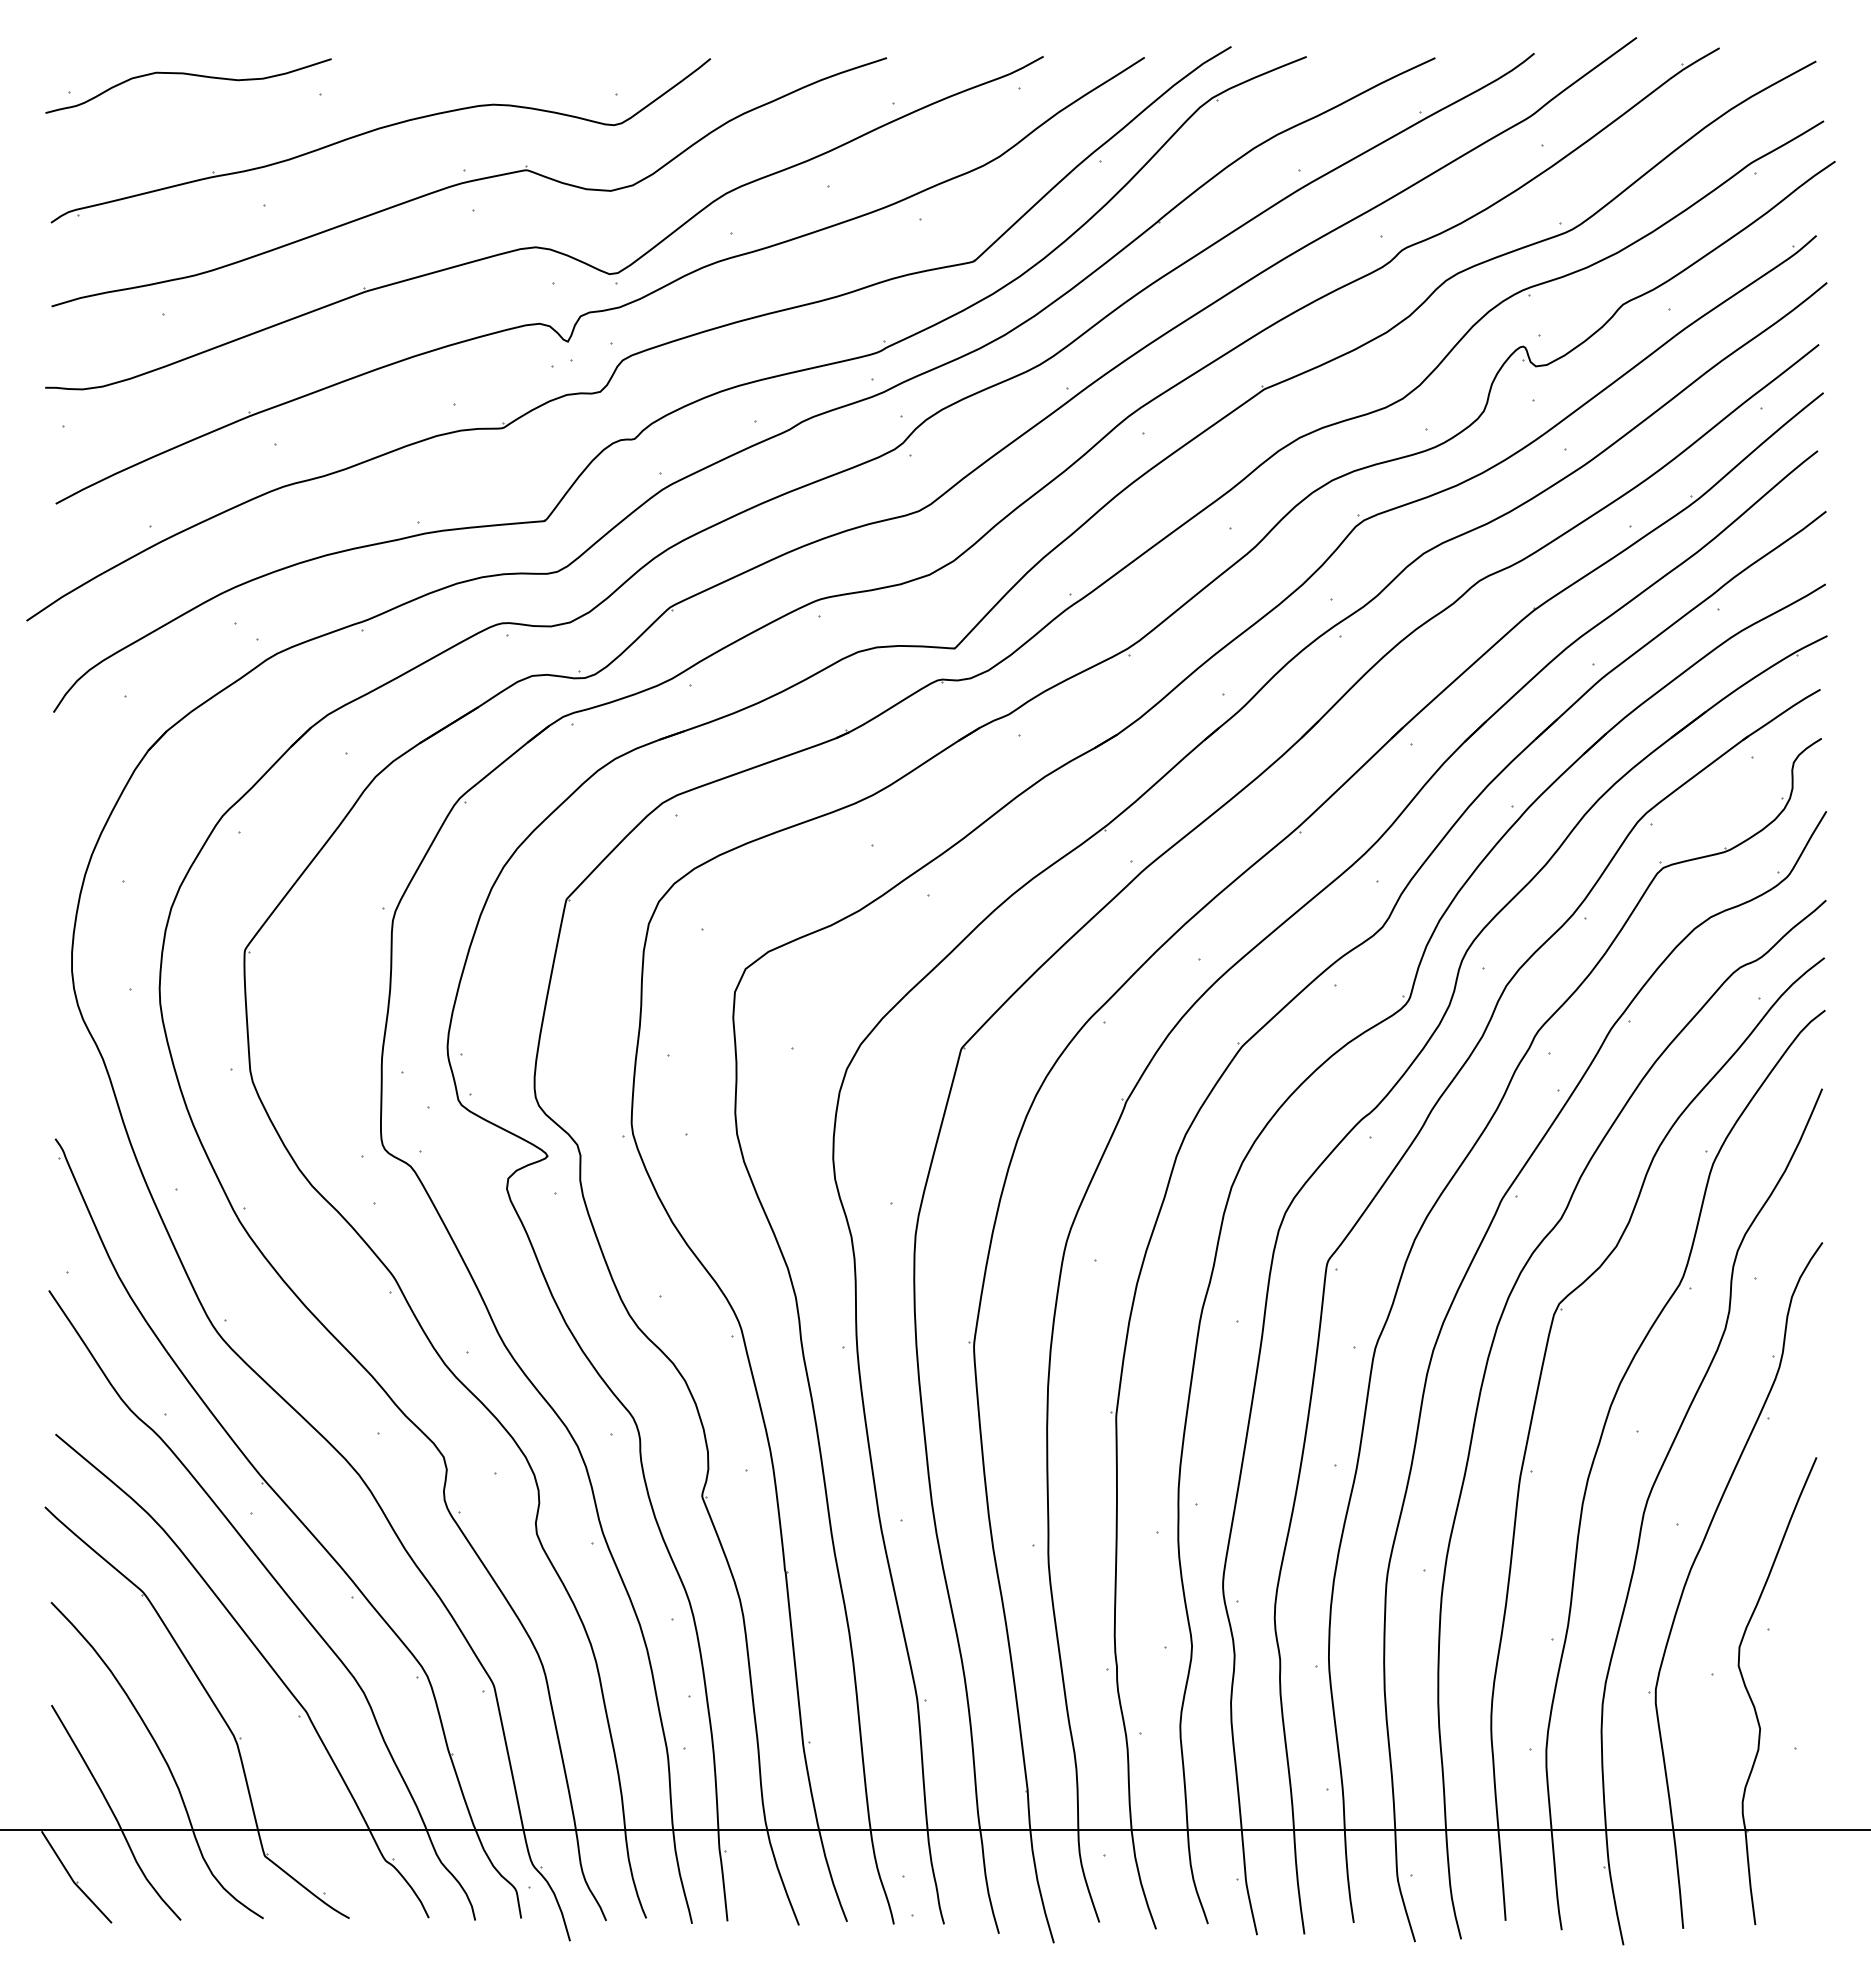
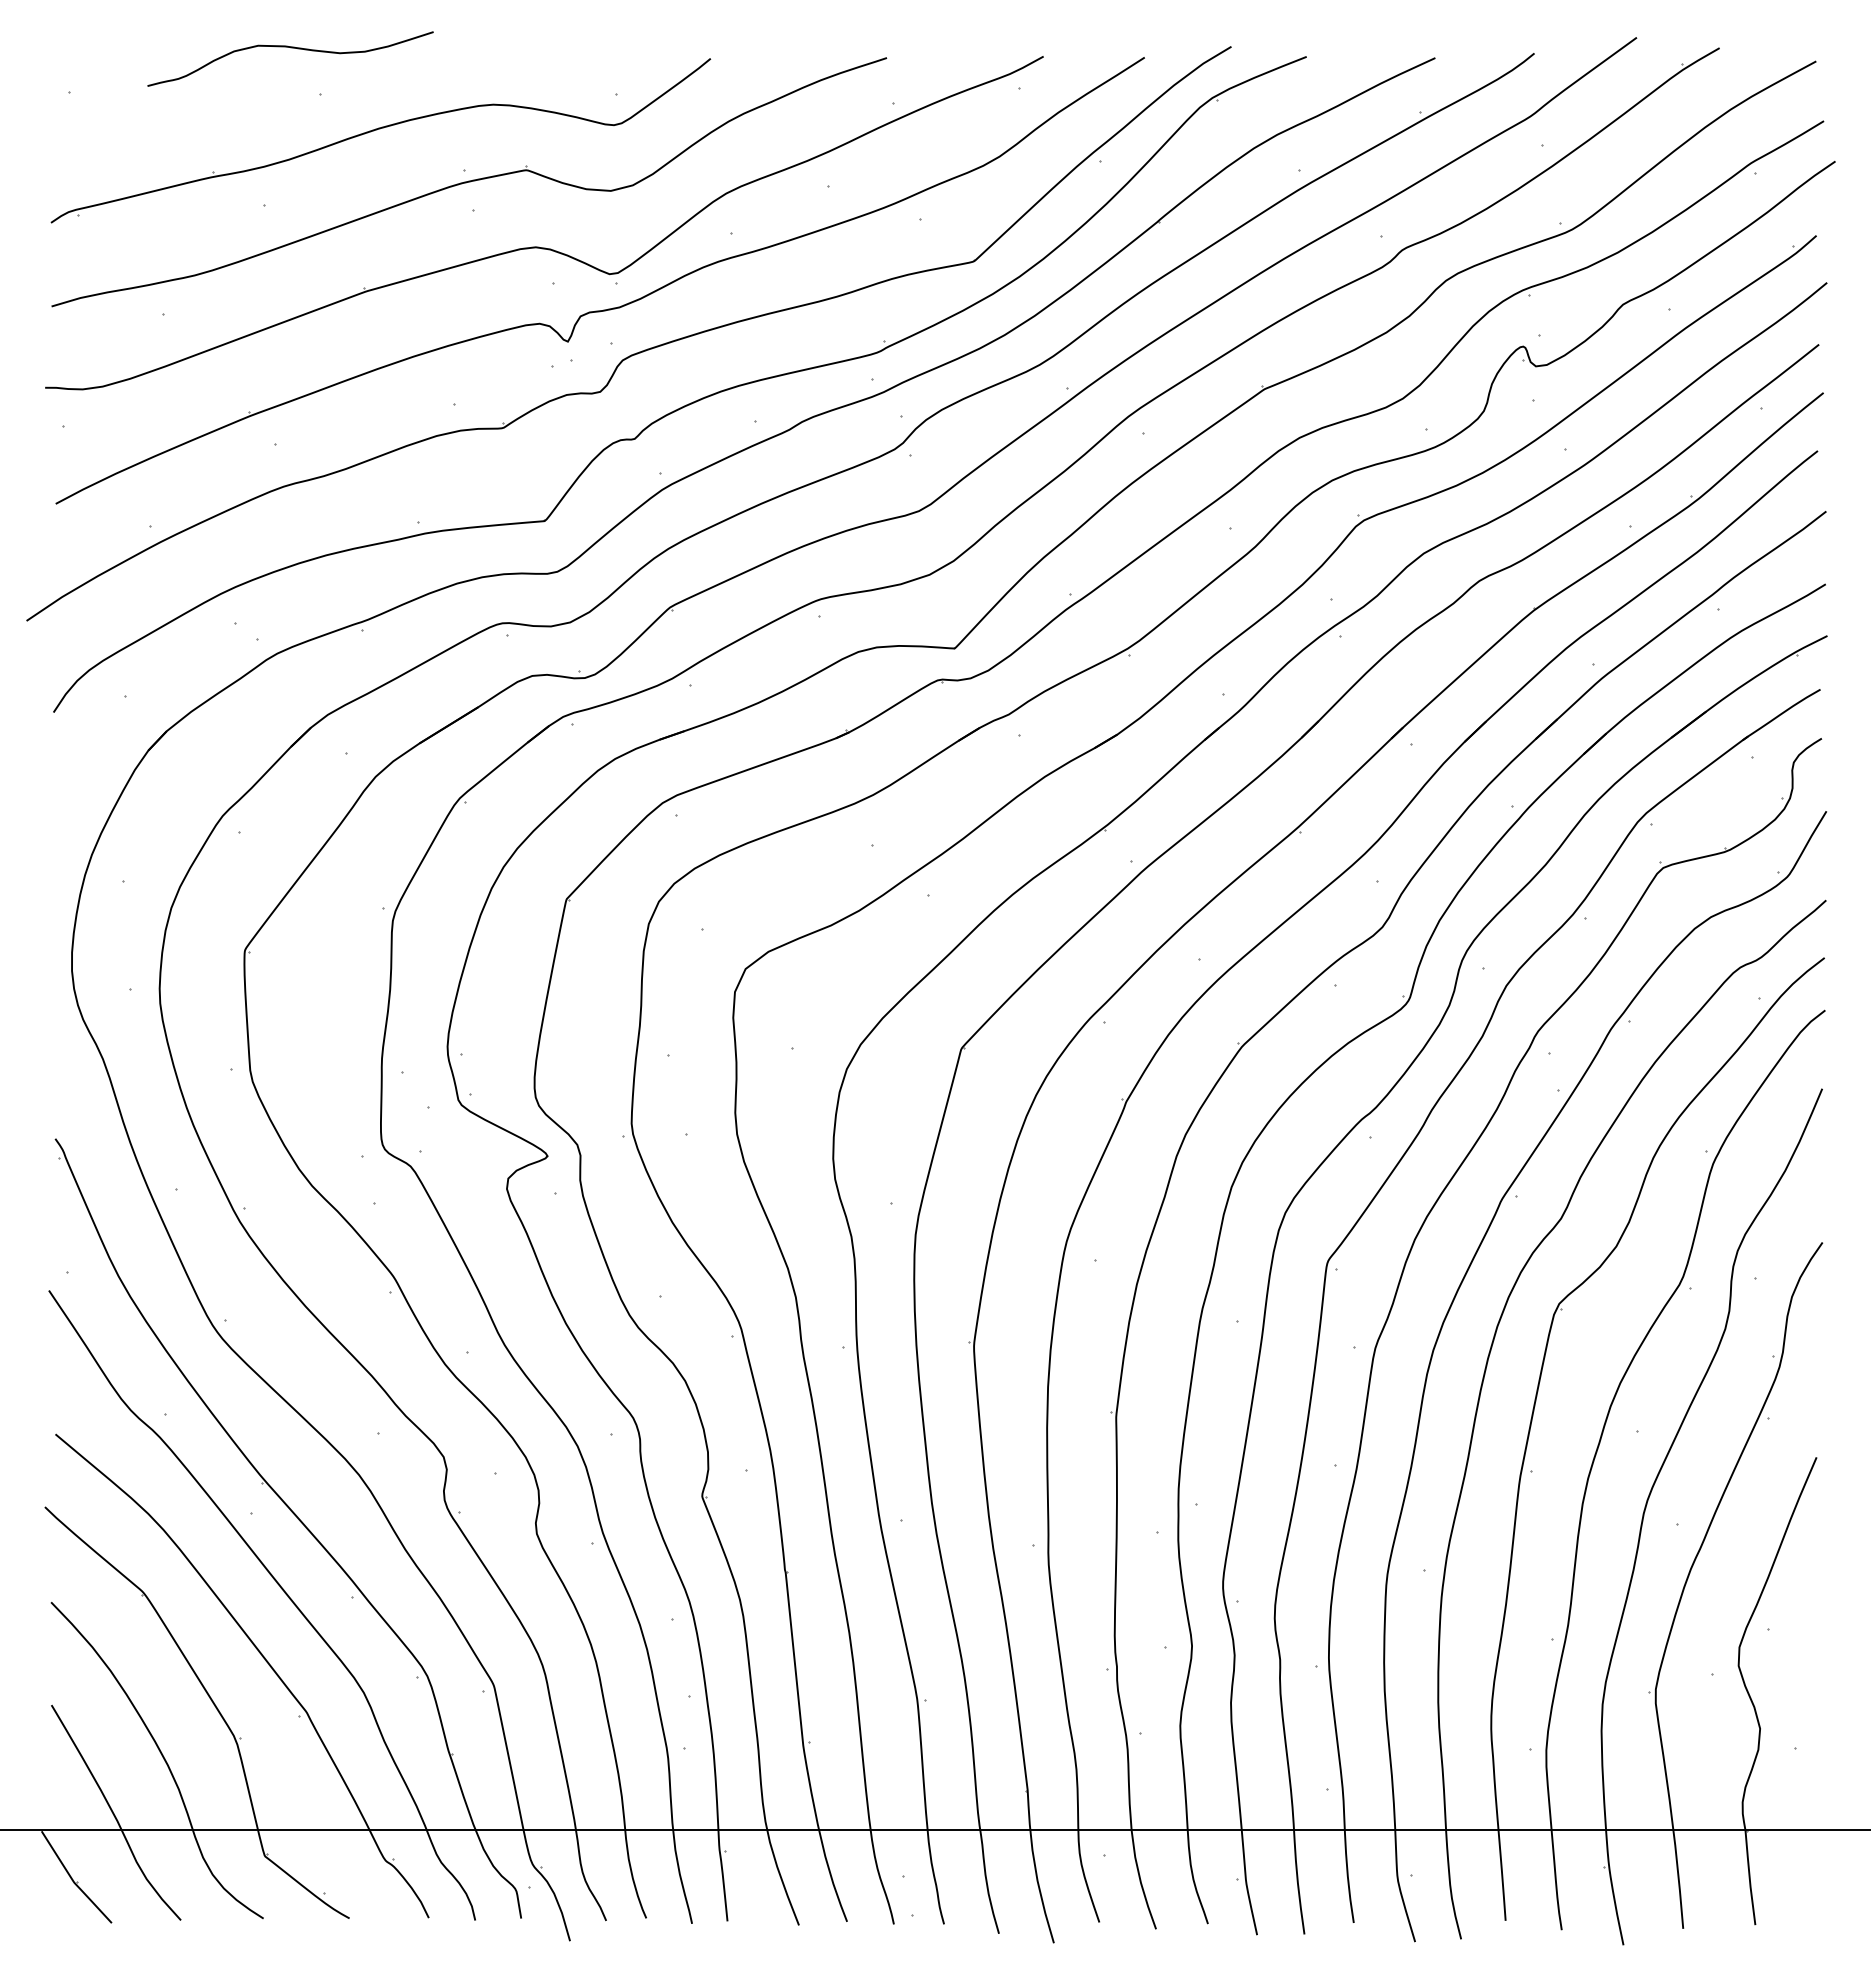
curve position: (188, 75) -> (290, 48) (290, 48)
